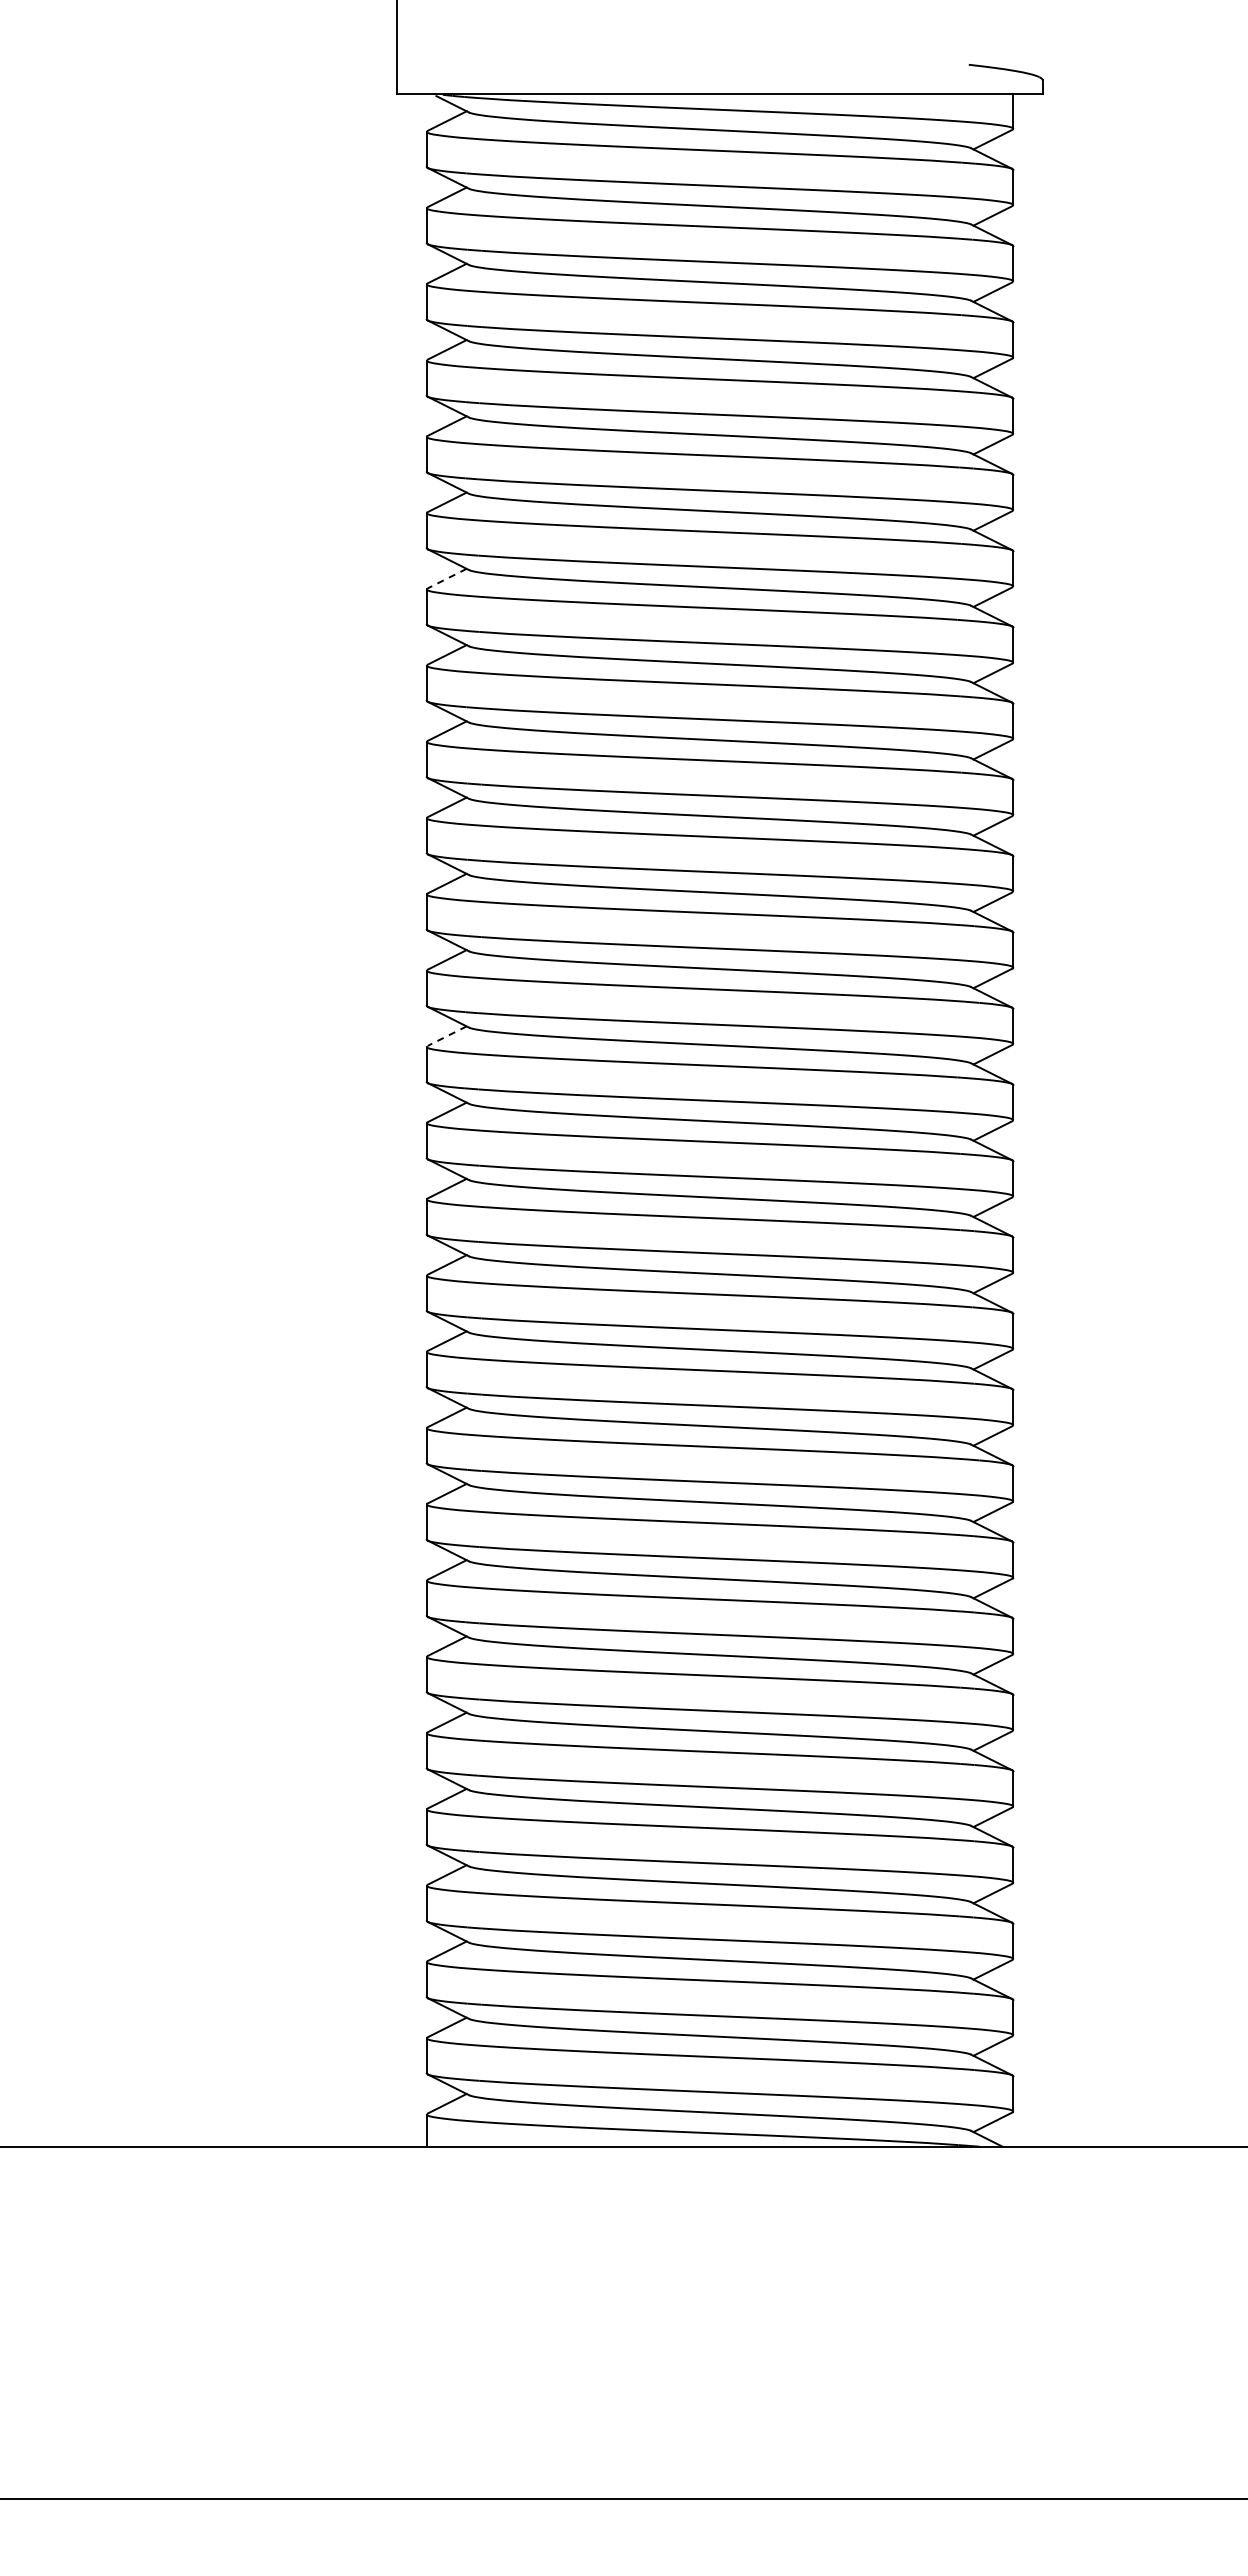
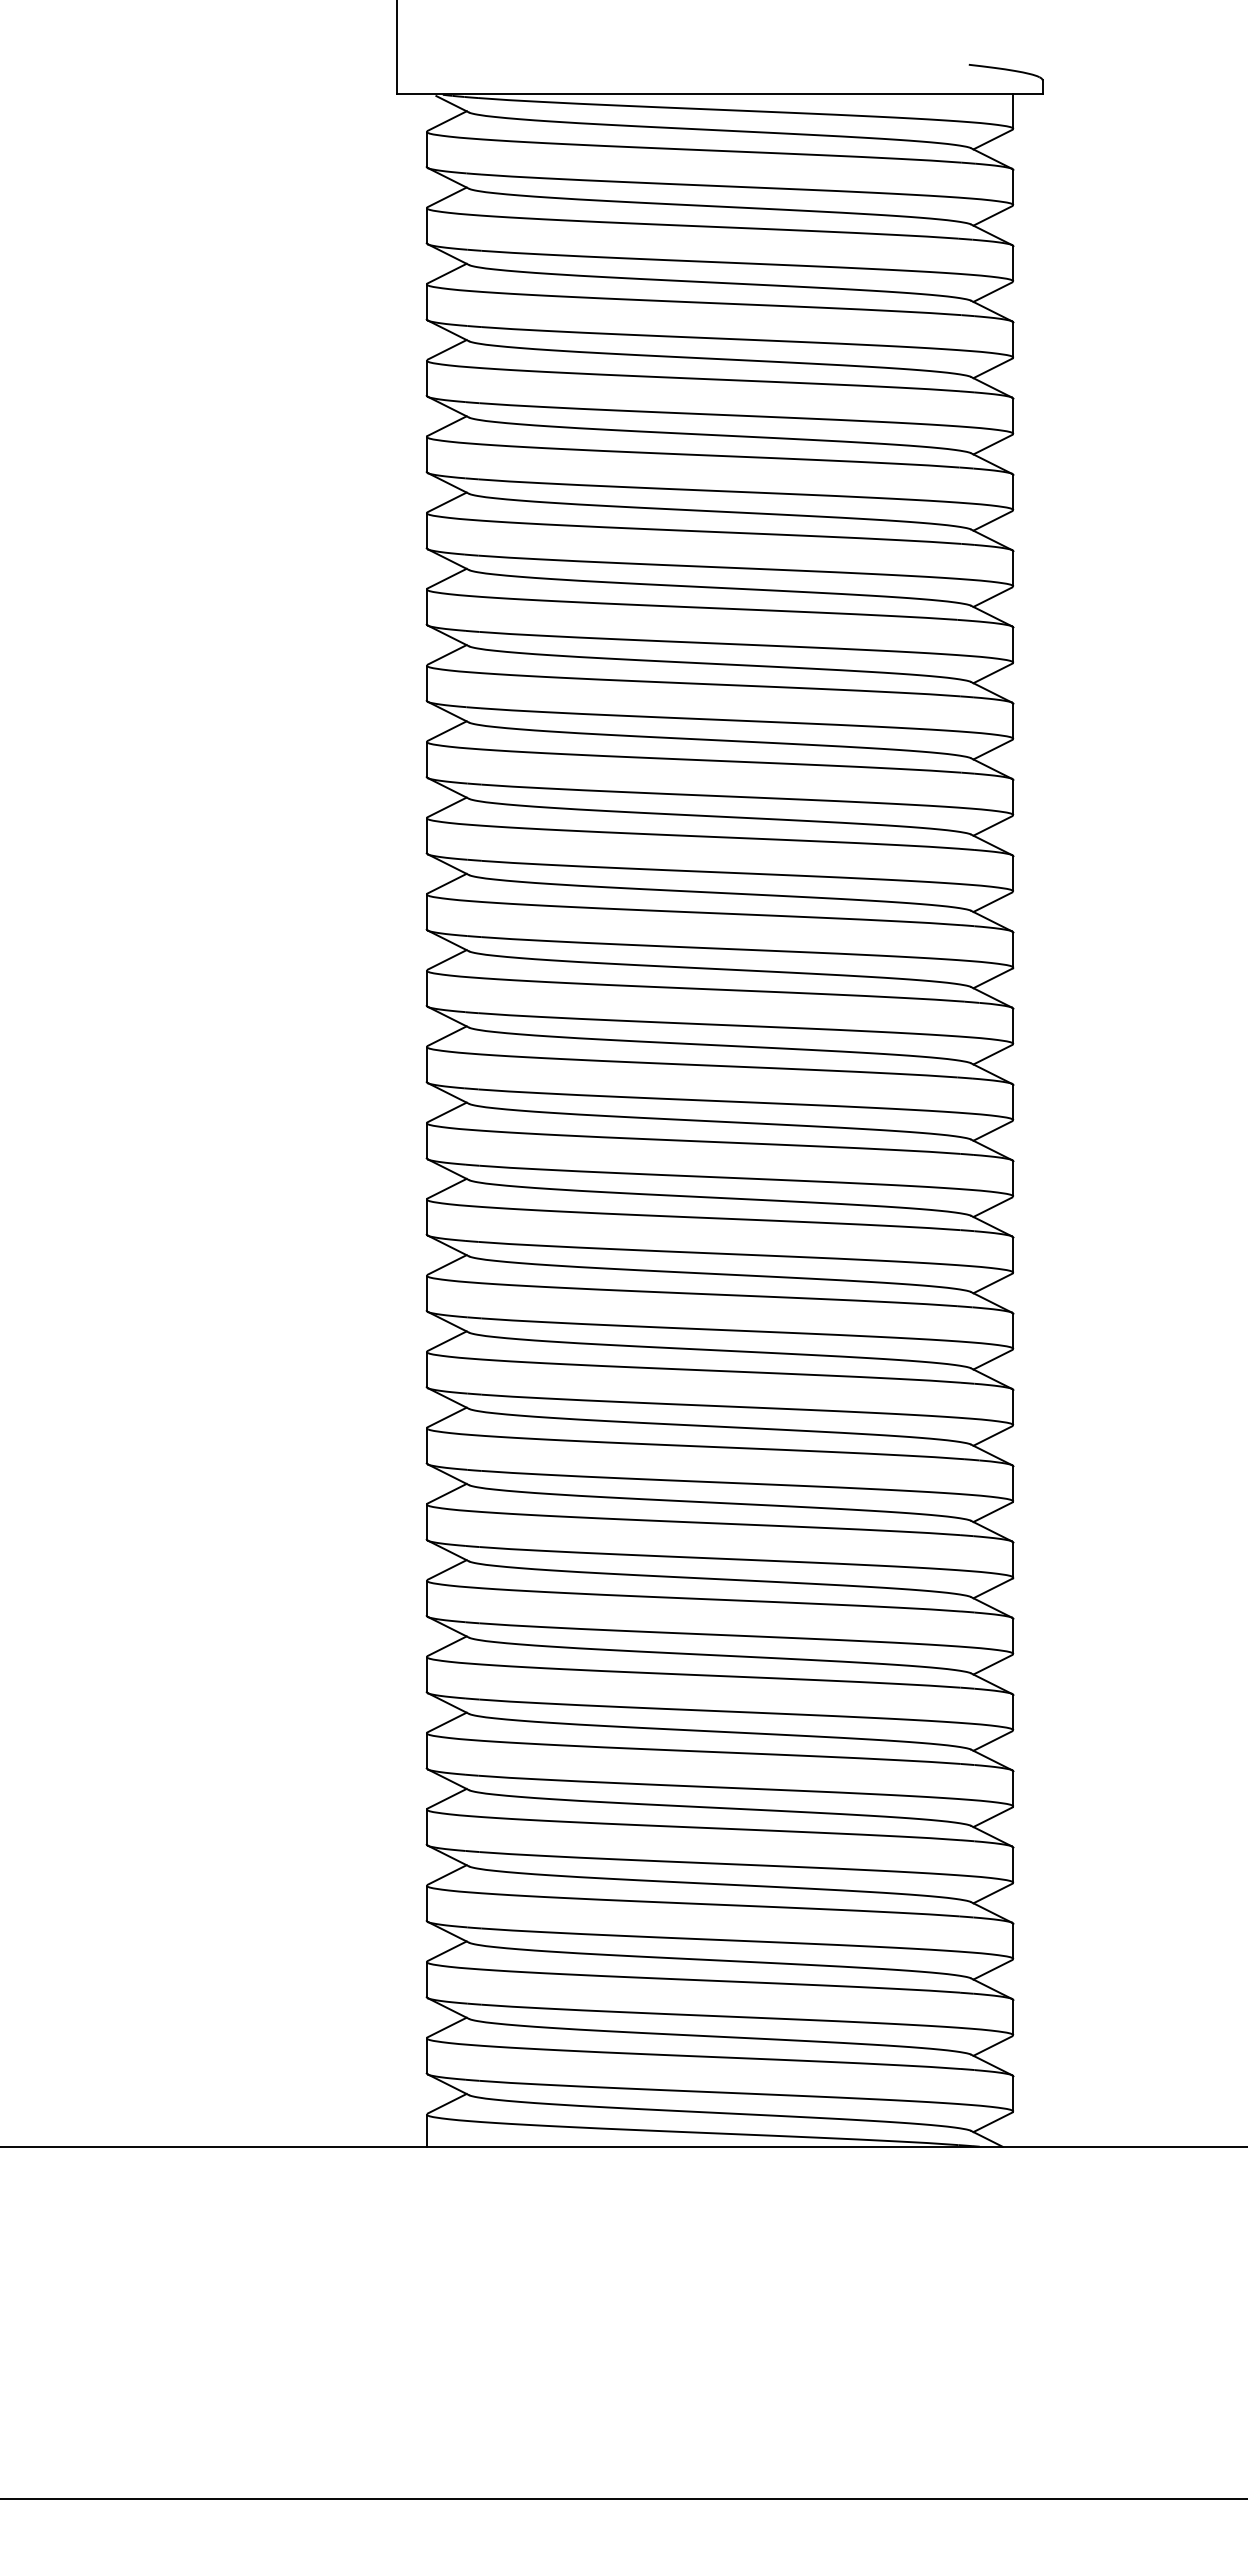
line: dashed -> solid (447, 578)
line: dashed -> solid (447, 1036)
